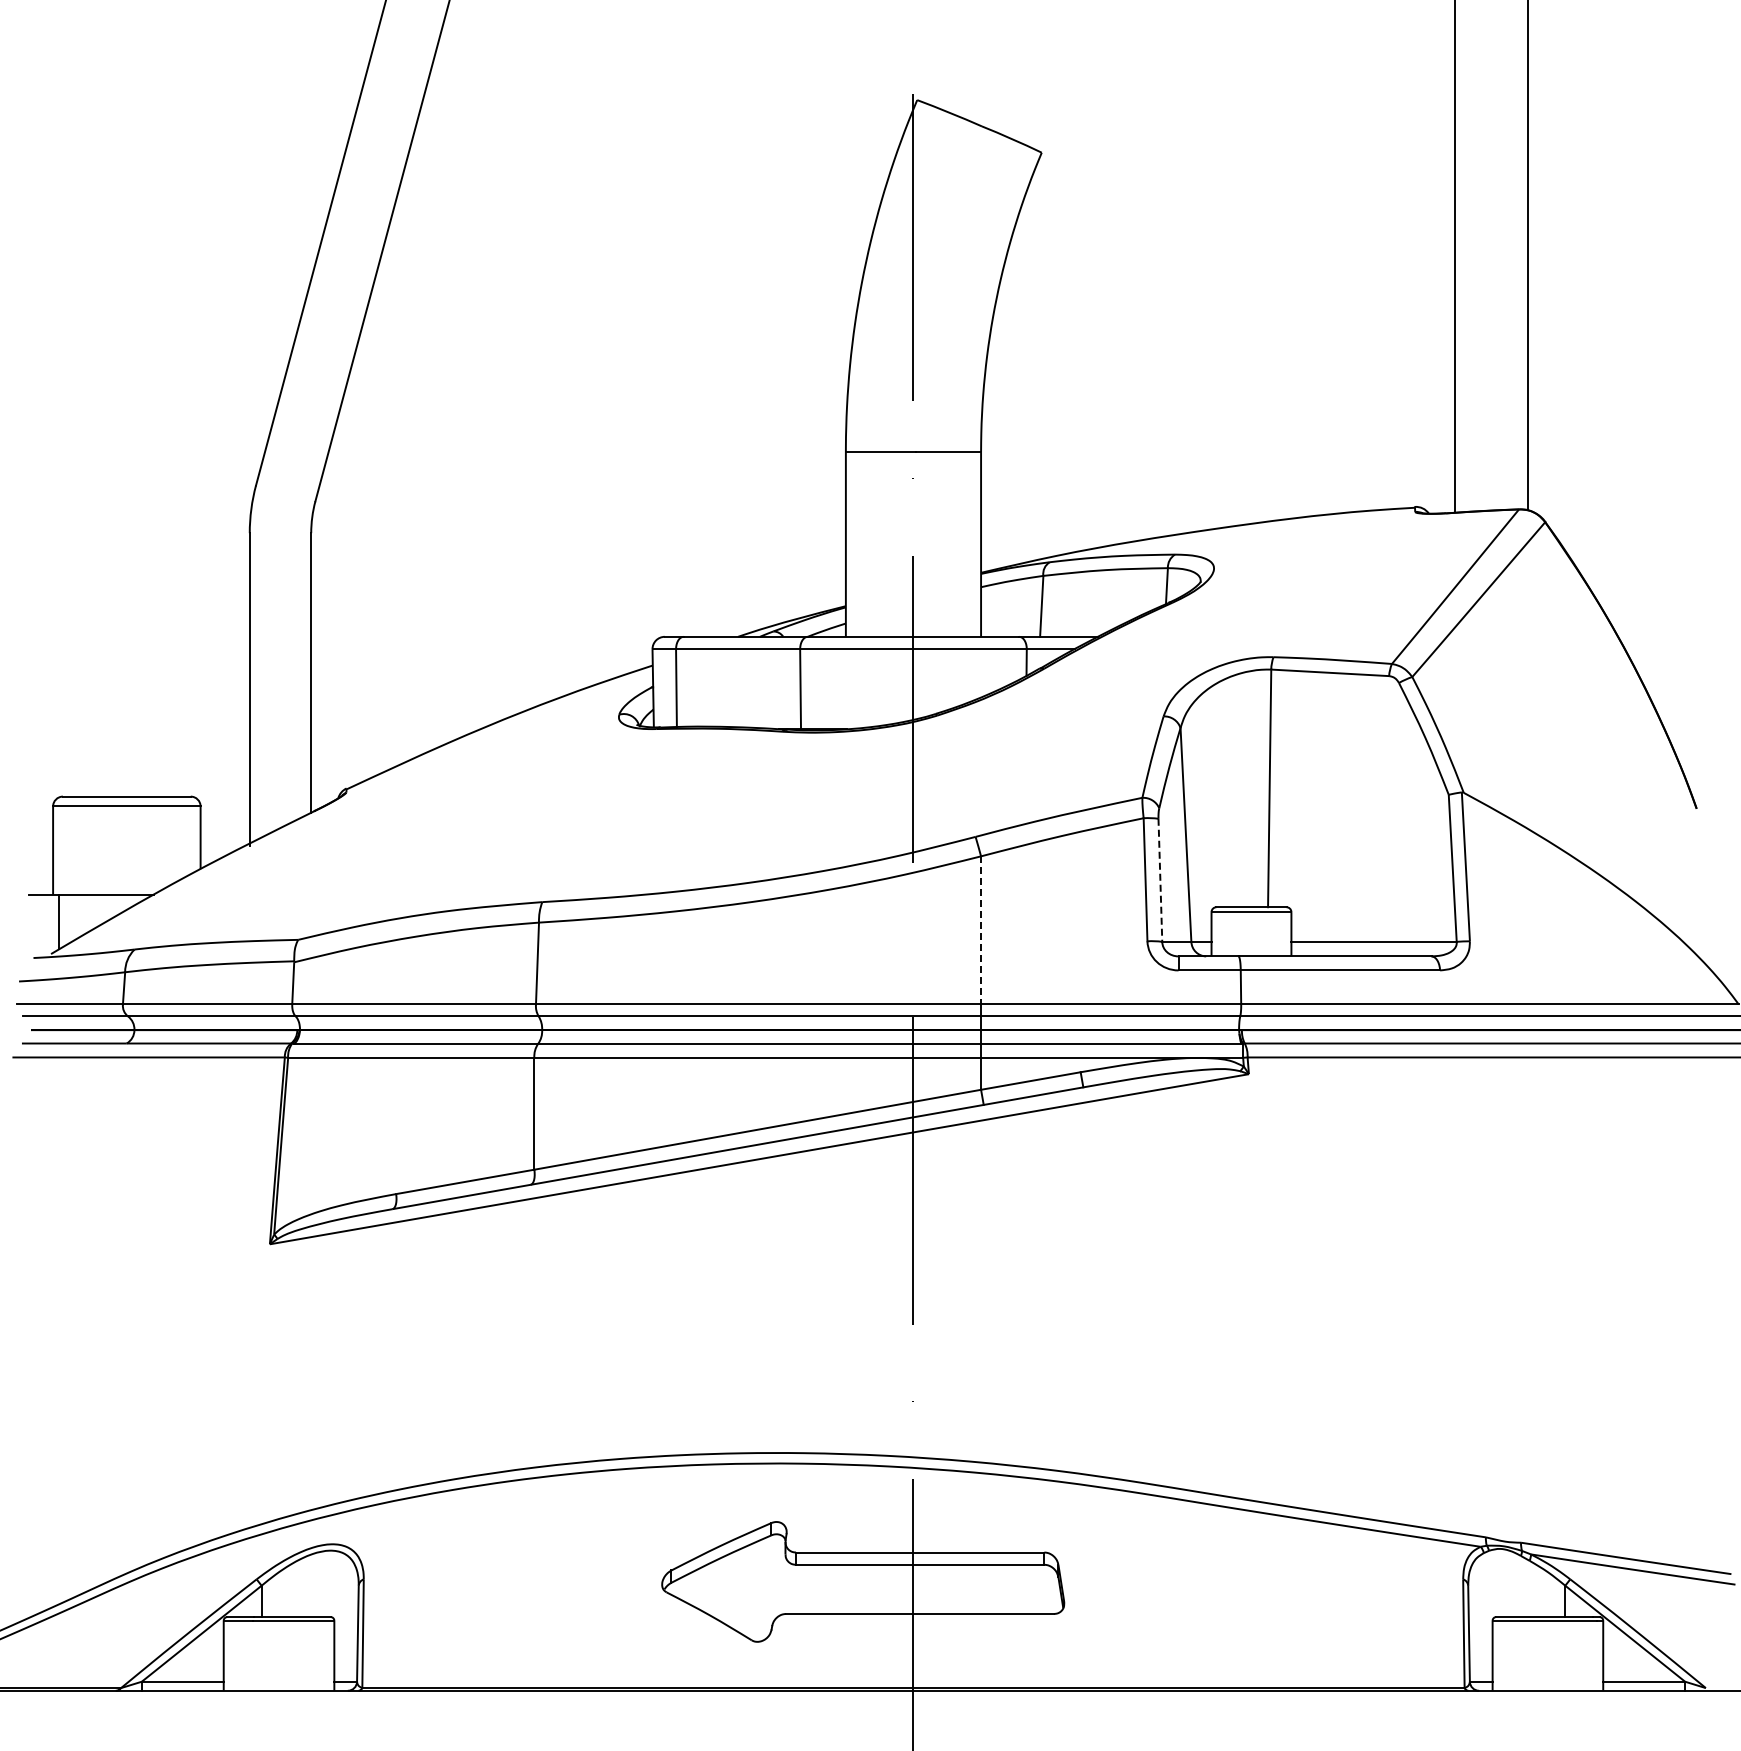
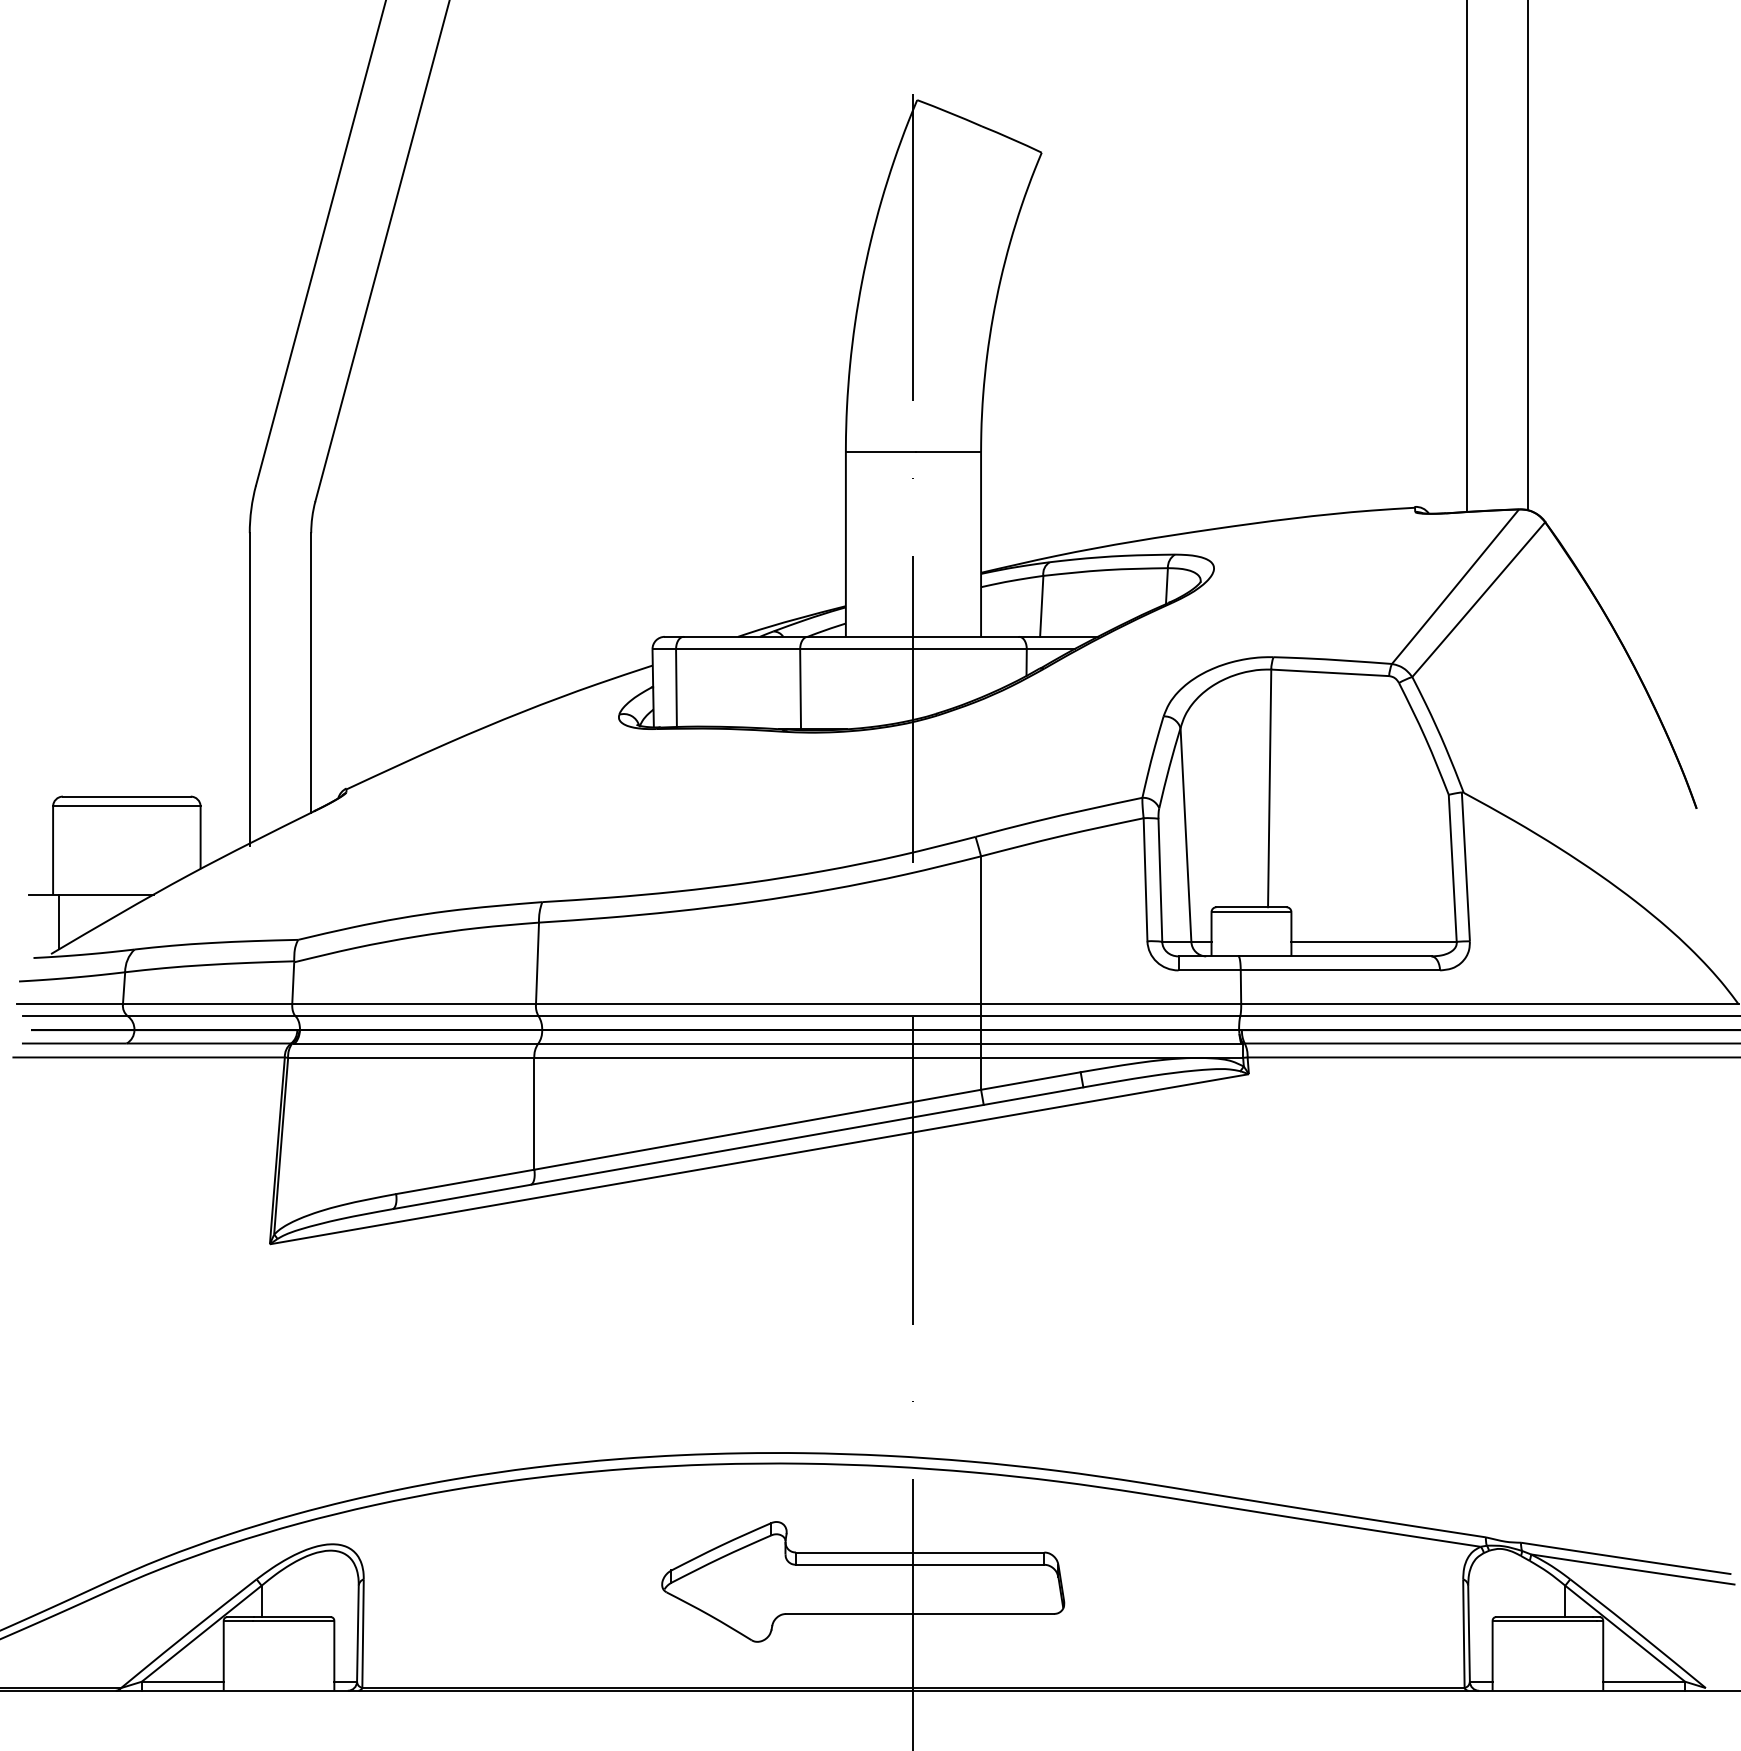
line position: (1454, 257) -> (1466, 257) (1466, 257)
line: dashed -> solid (1160, 880)
line: dashed -> solid (981, 930)
